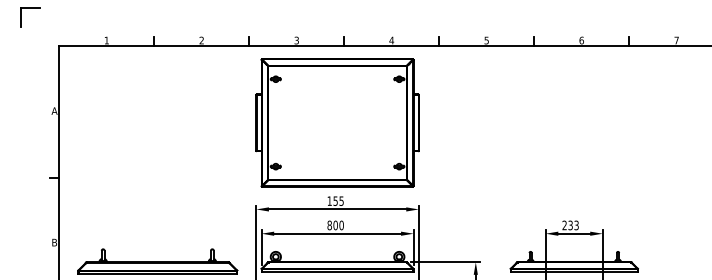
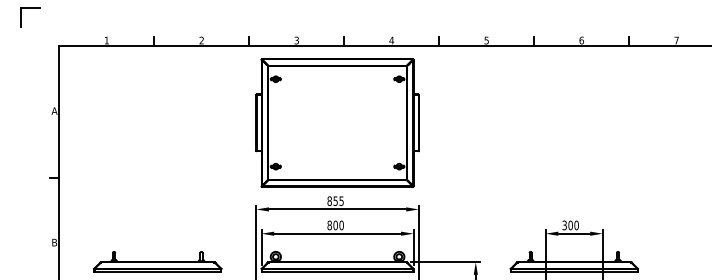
text: 155 -> 855 (329, 200)
text: 233 -> 300 (570, 225)
part size: 162x27 px -> 130x22 px (157, 261)
